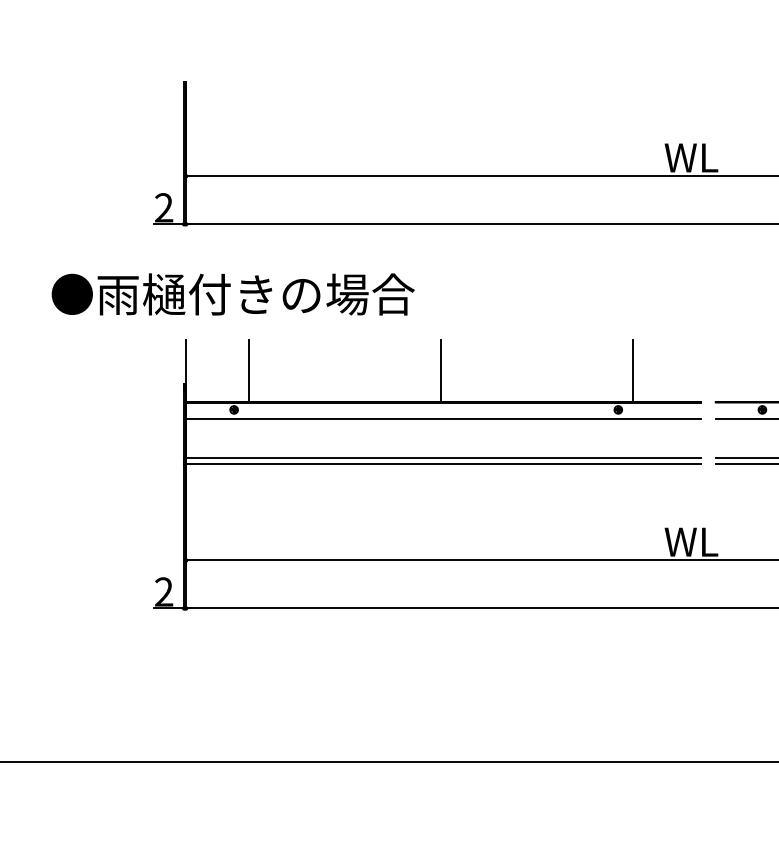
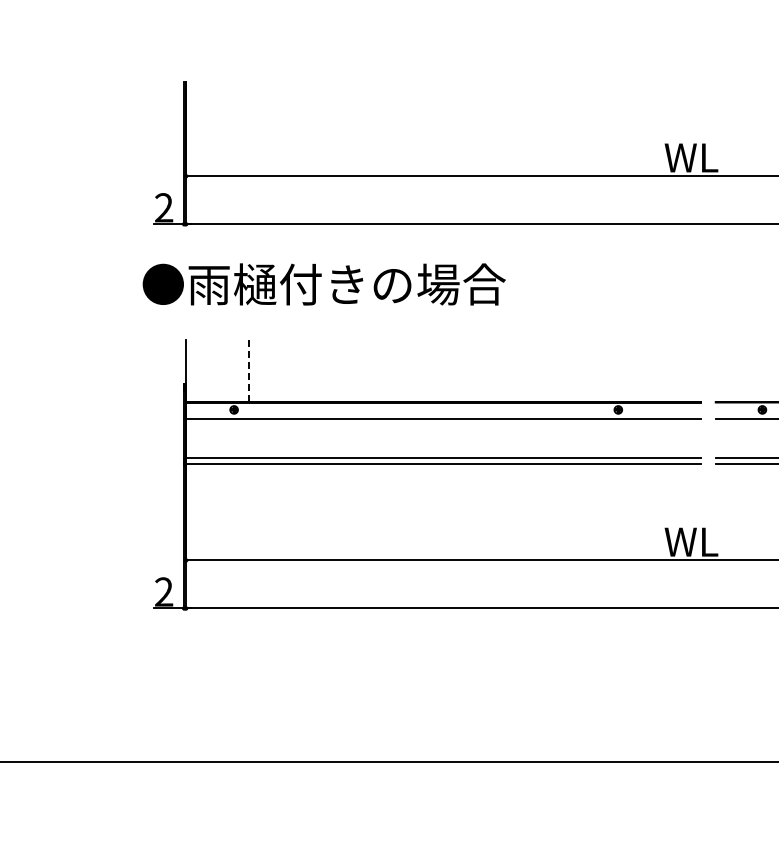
text position: (232, 294) -> (323, 284) (323, 284)
line: solid -> dashed (248, 370)
line: present -> none (440, 370)
line: present -> none (632, 370)
